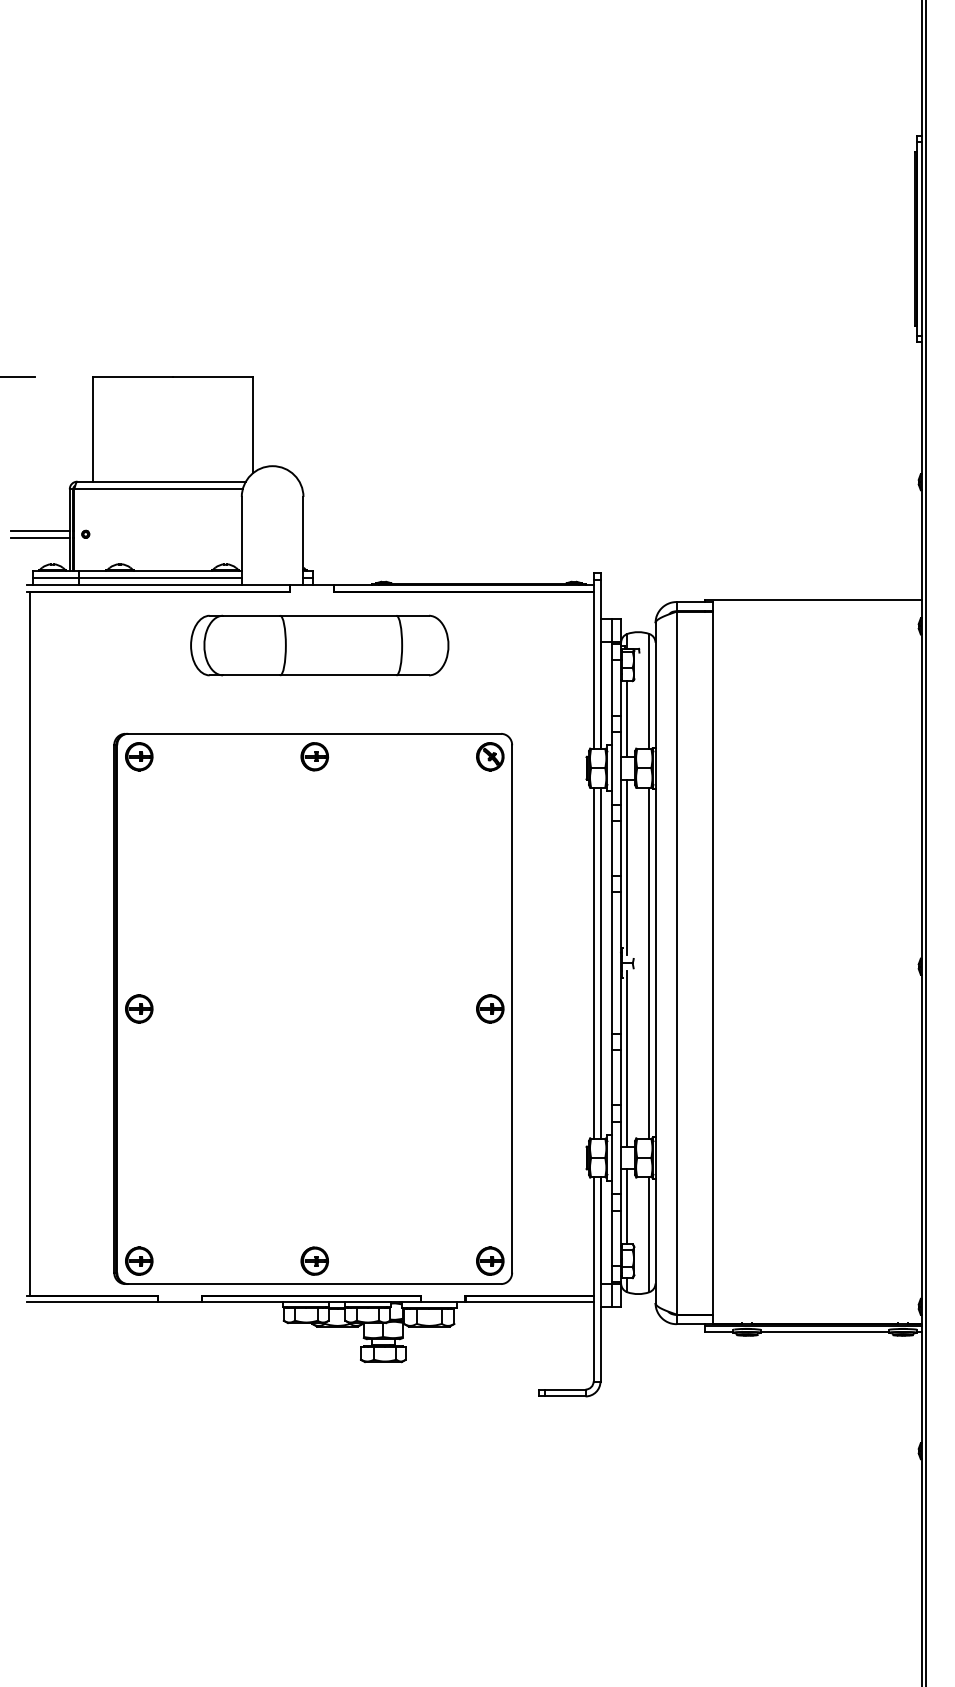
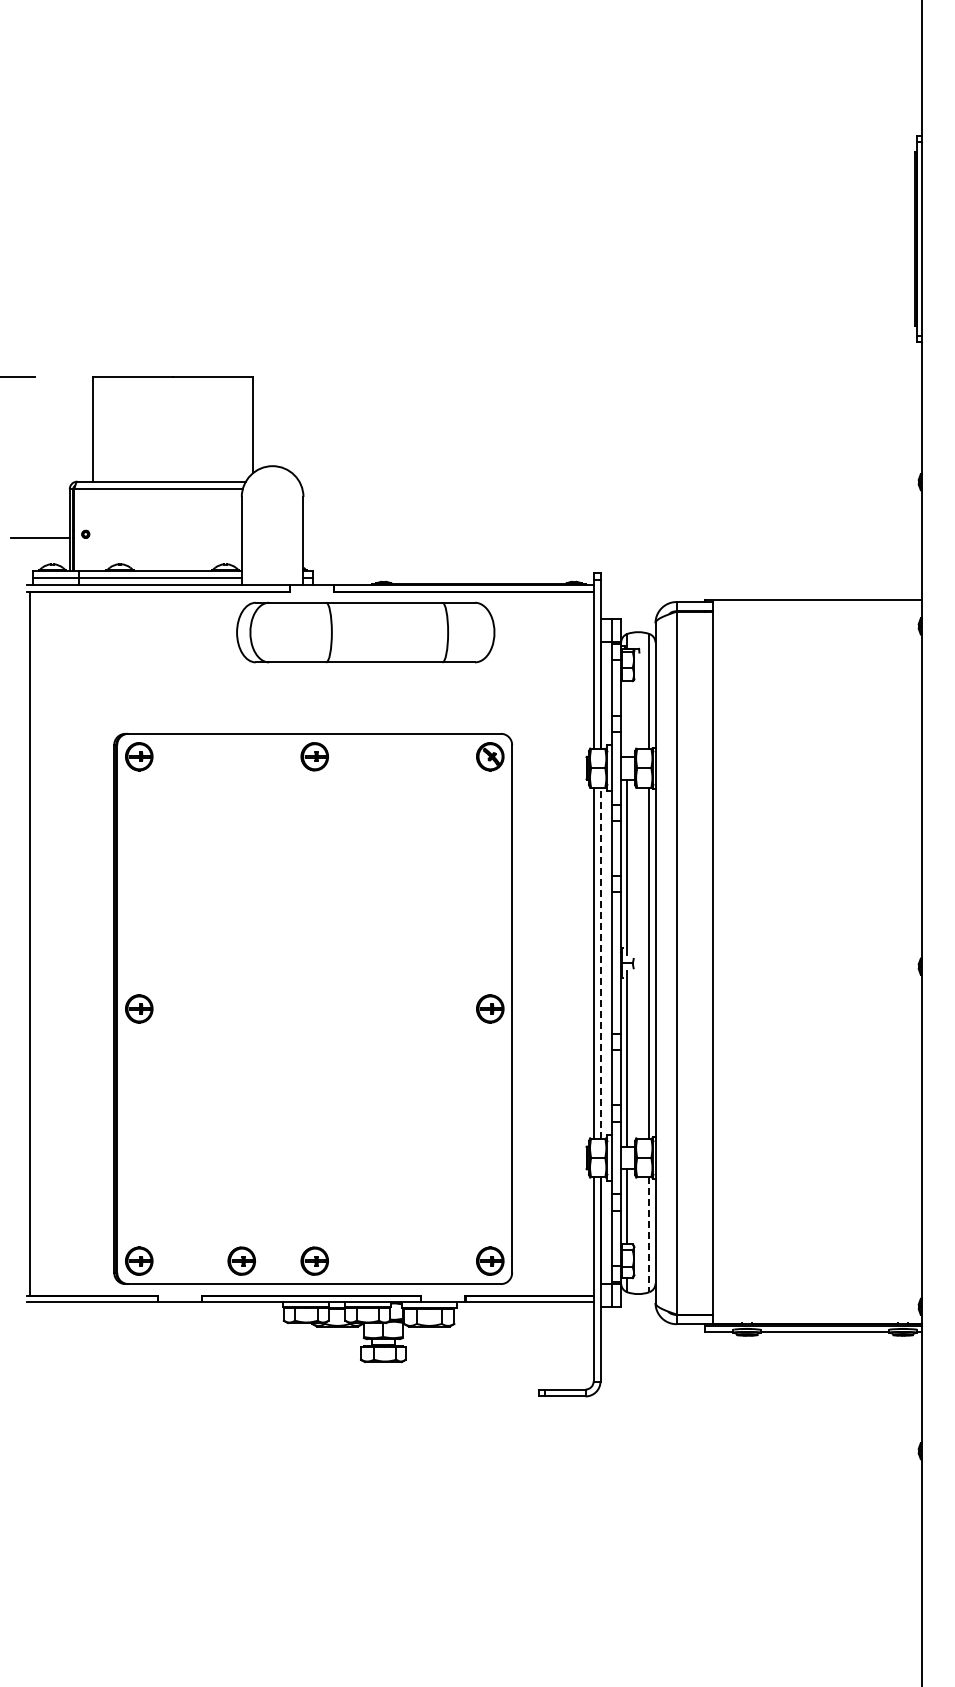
line: present -> none (39, 530)
part position: (319, 645) -> (365, 632) (365, 632)
line: present -> none (627, 718)
line: present -> none (926, 842)
line: solid -> dashed (600, 962)
line: solid -> dashed (649, 1235)
part: none -> present (241, 1260)
